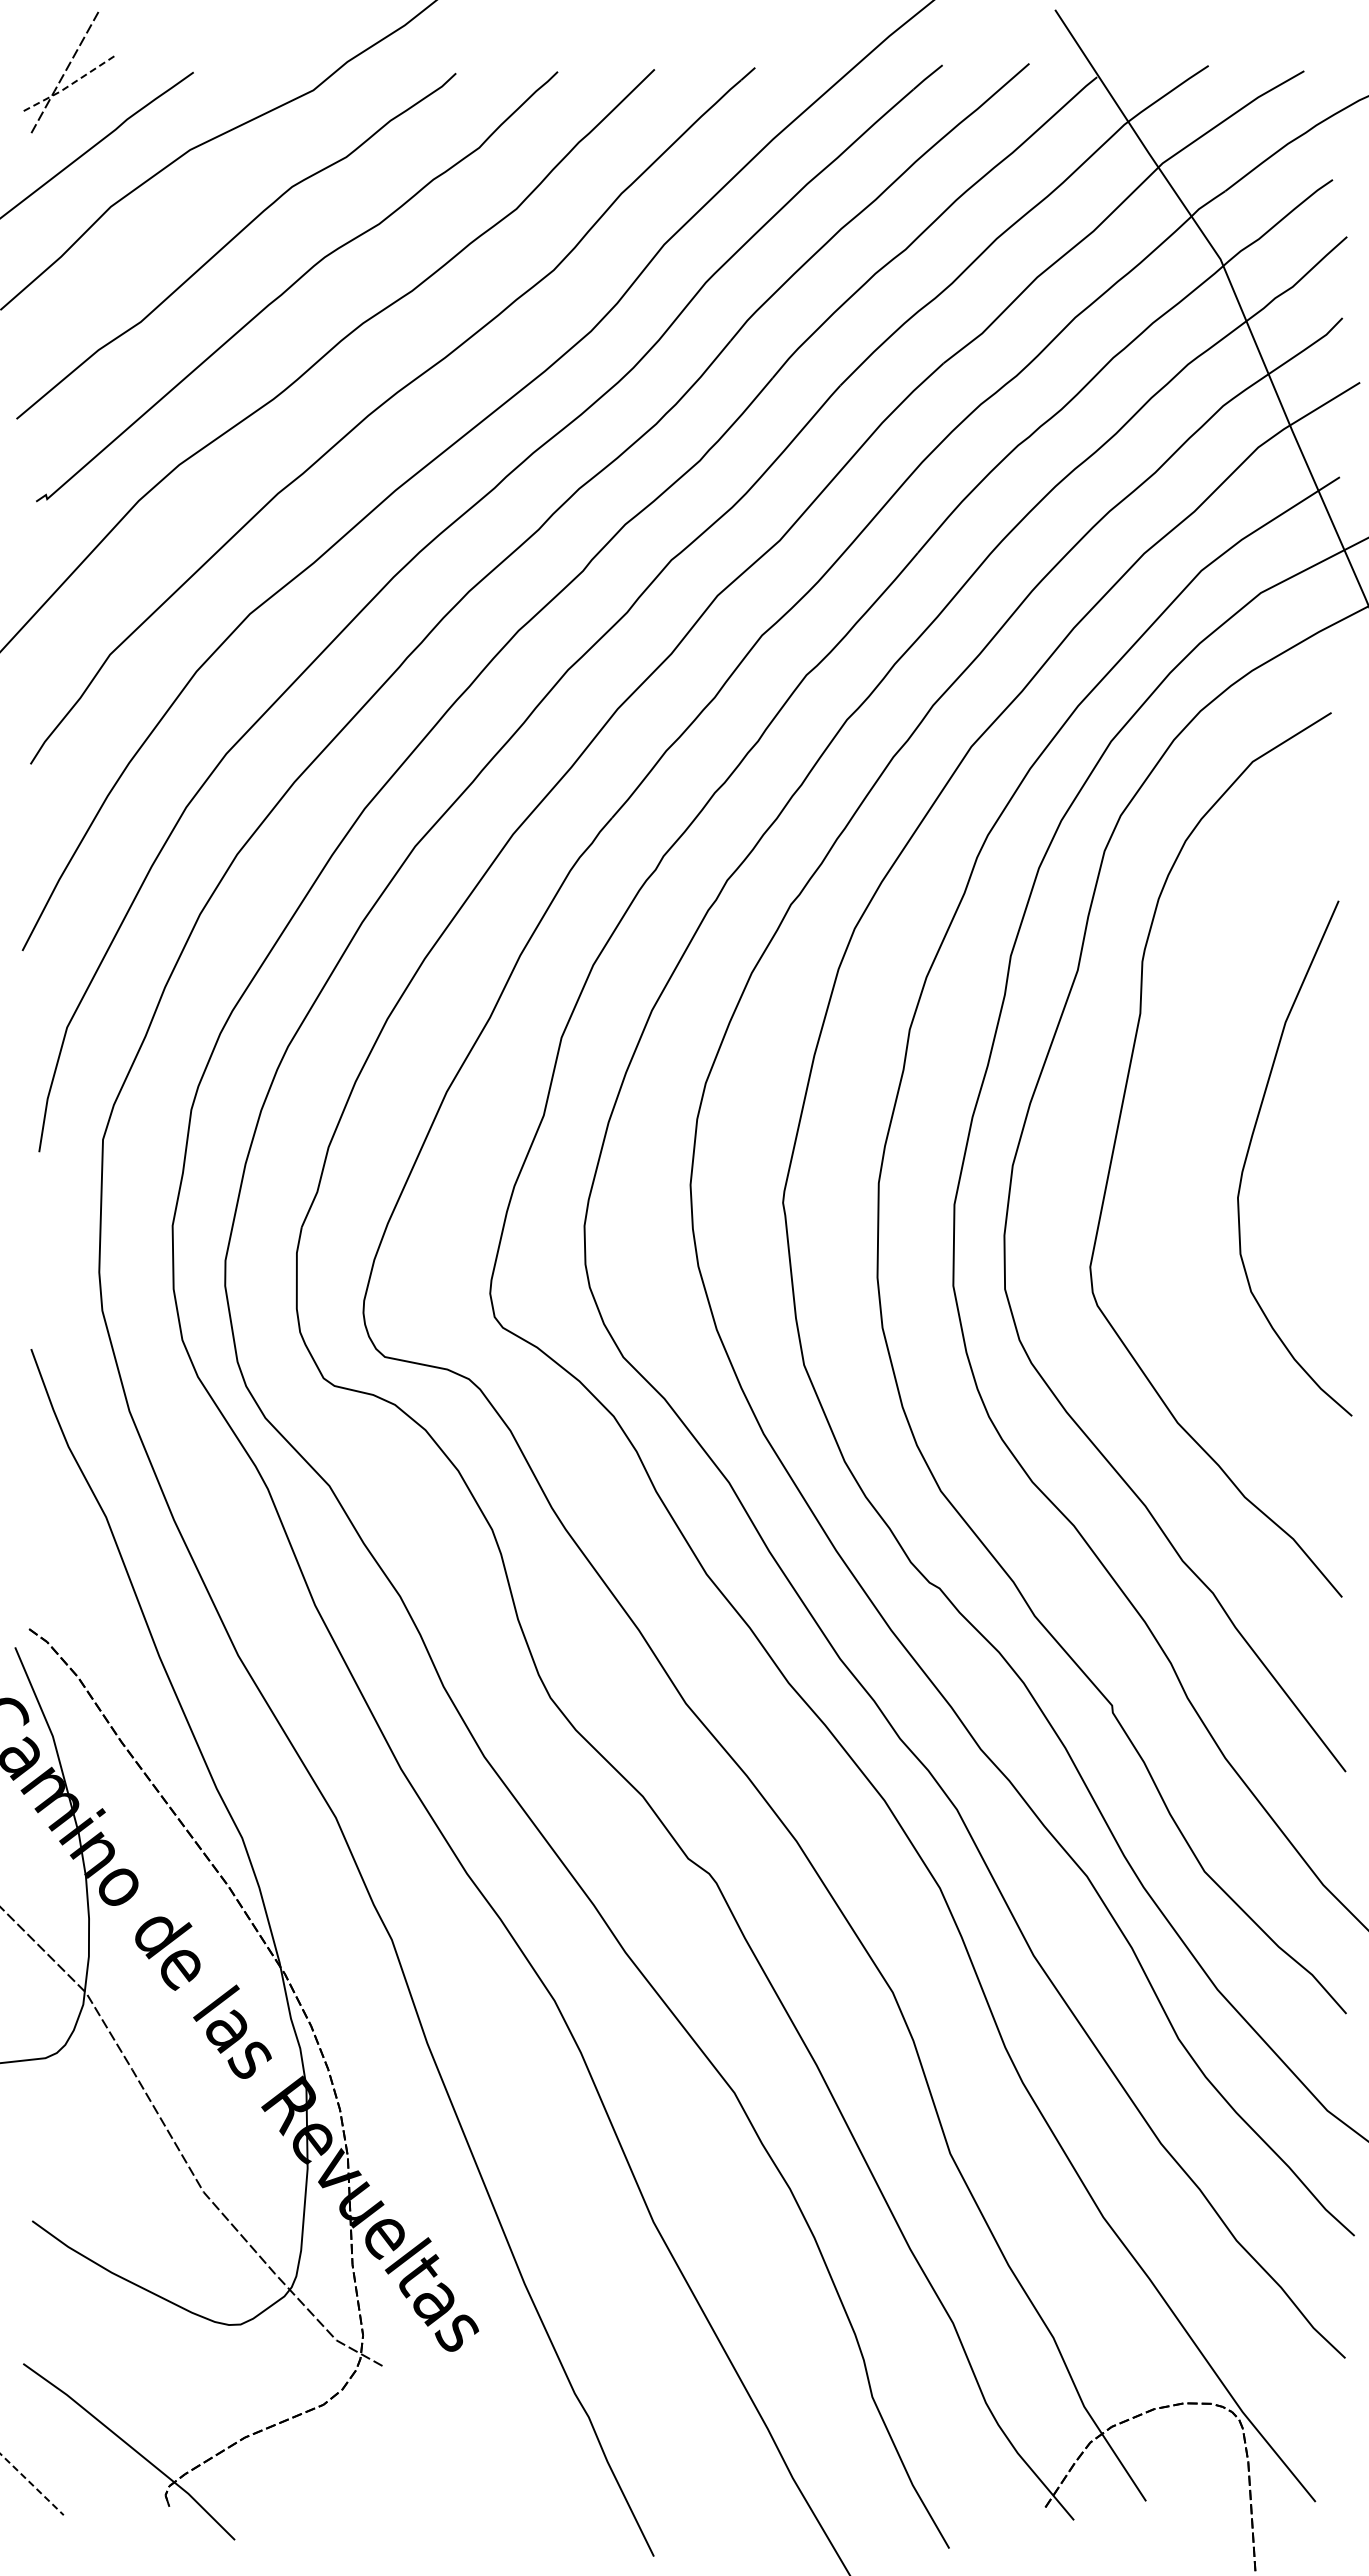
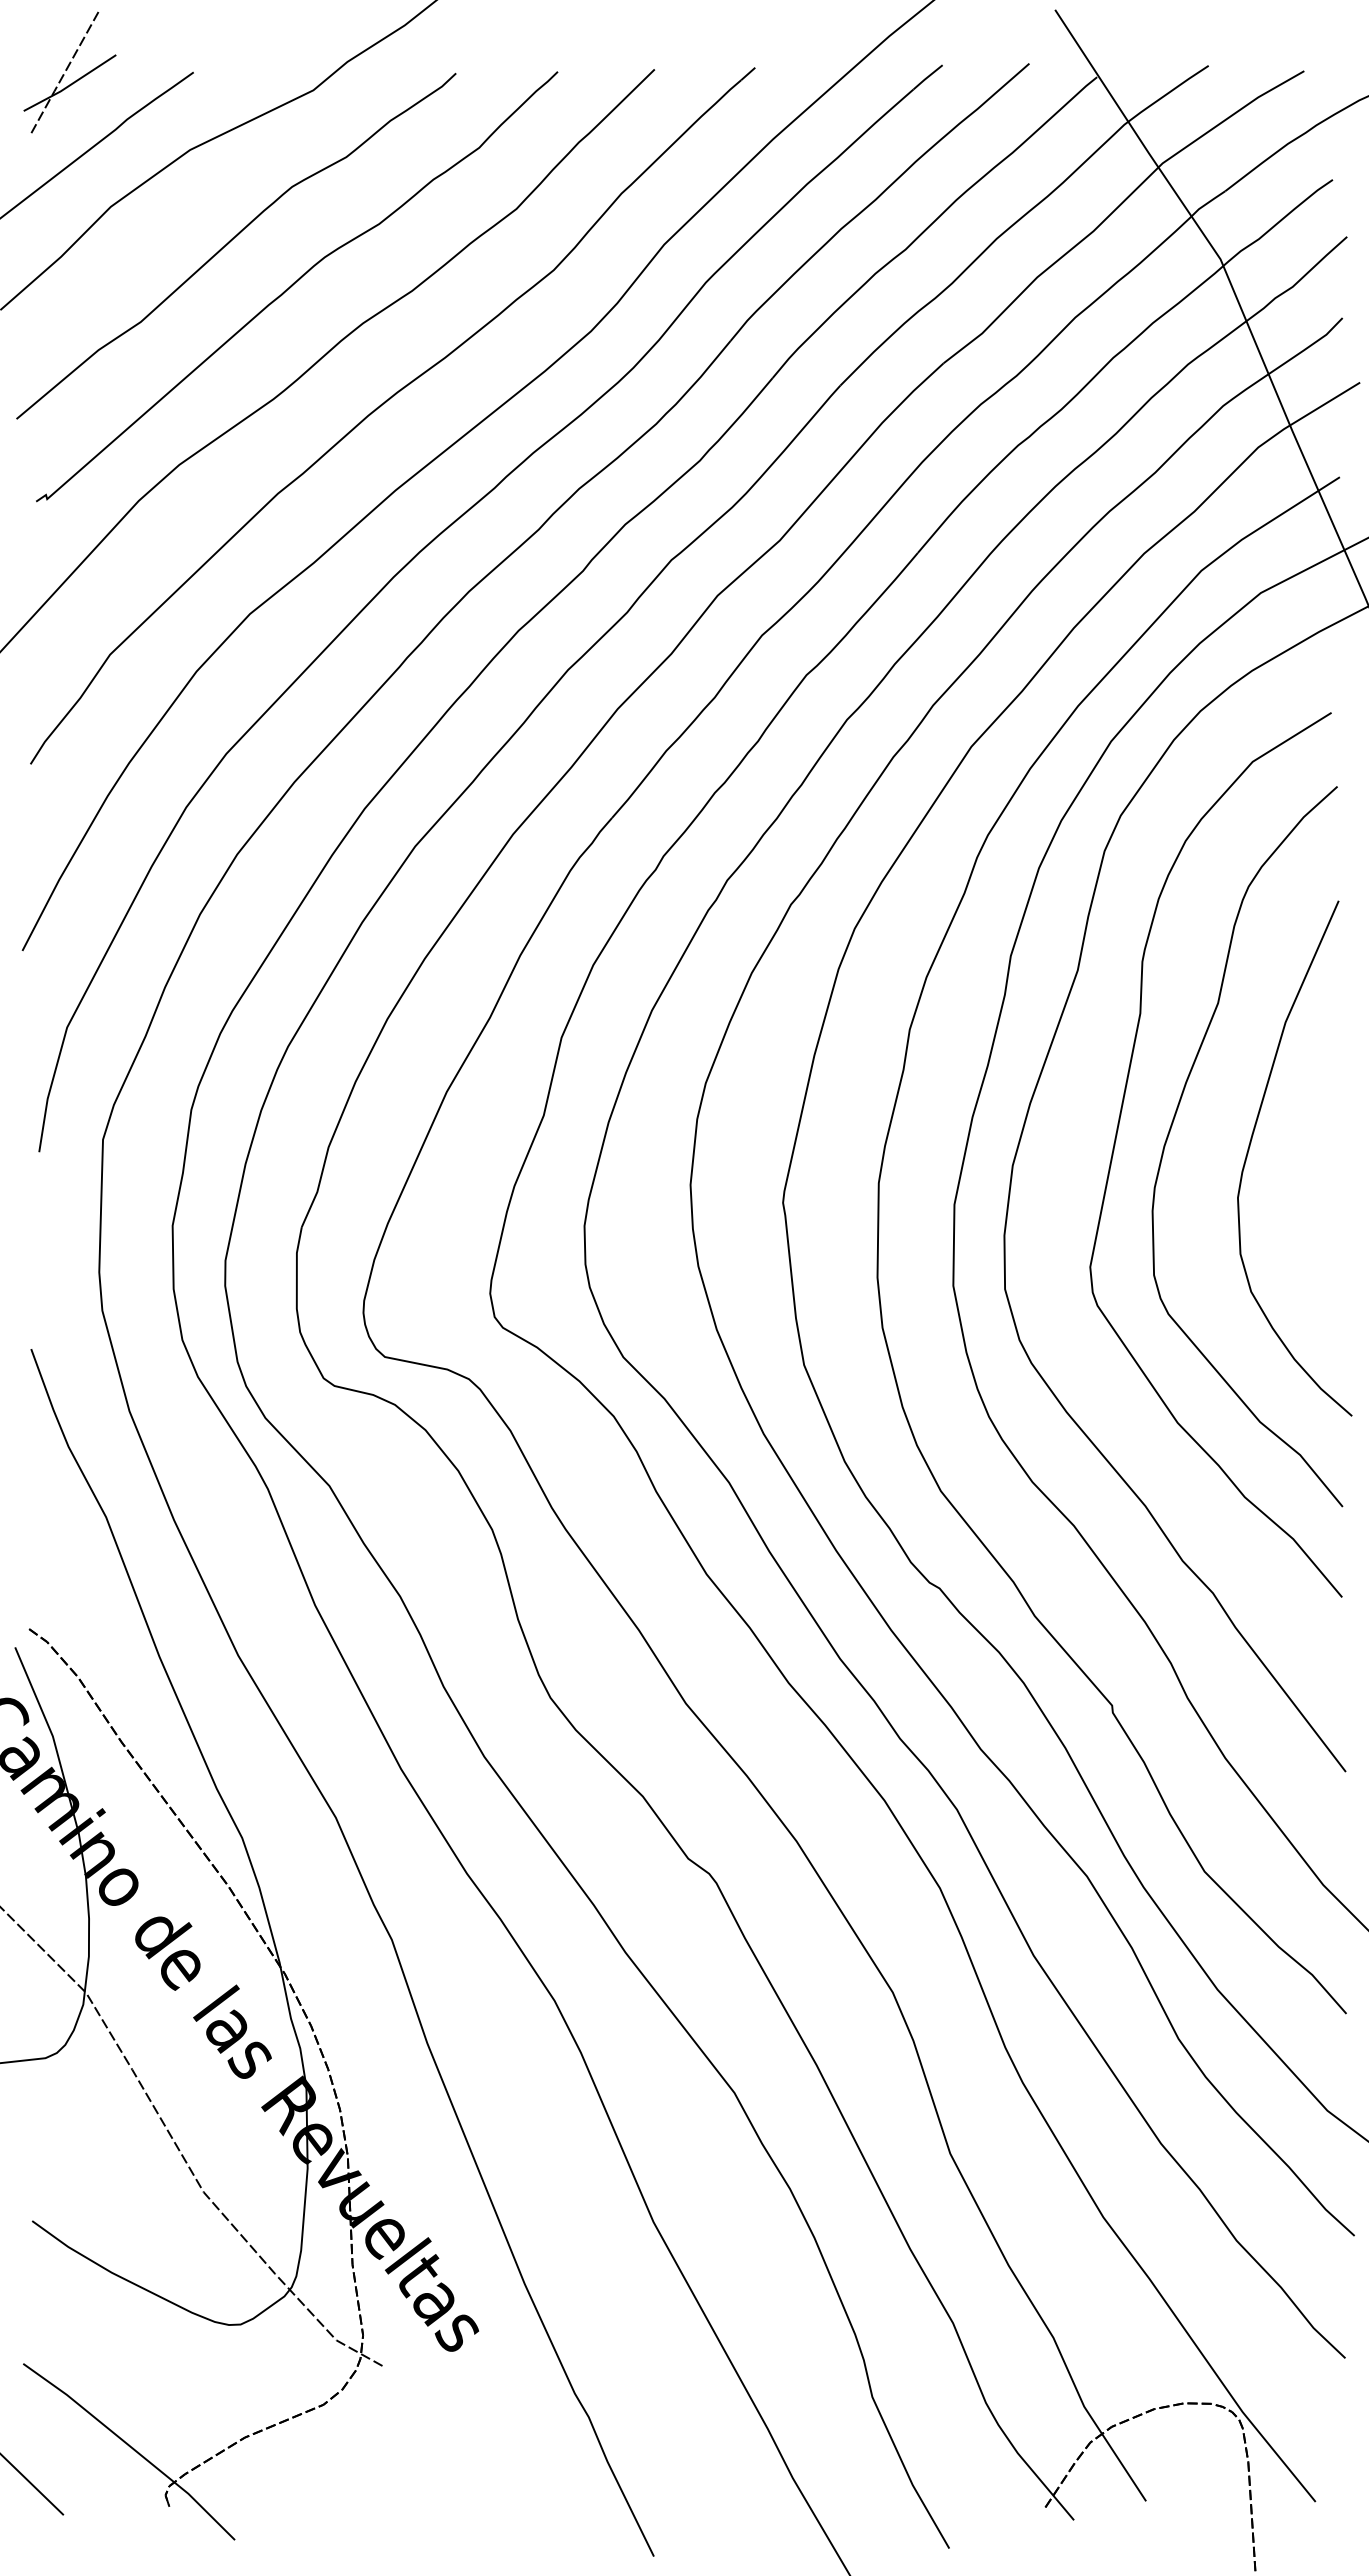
line: dashed -> solid (70, 84)
curve: none -> present (1174, 1120)
line: dashed -> solid (32, 2484)
